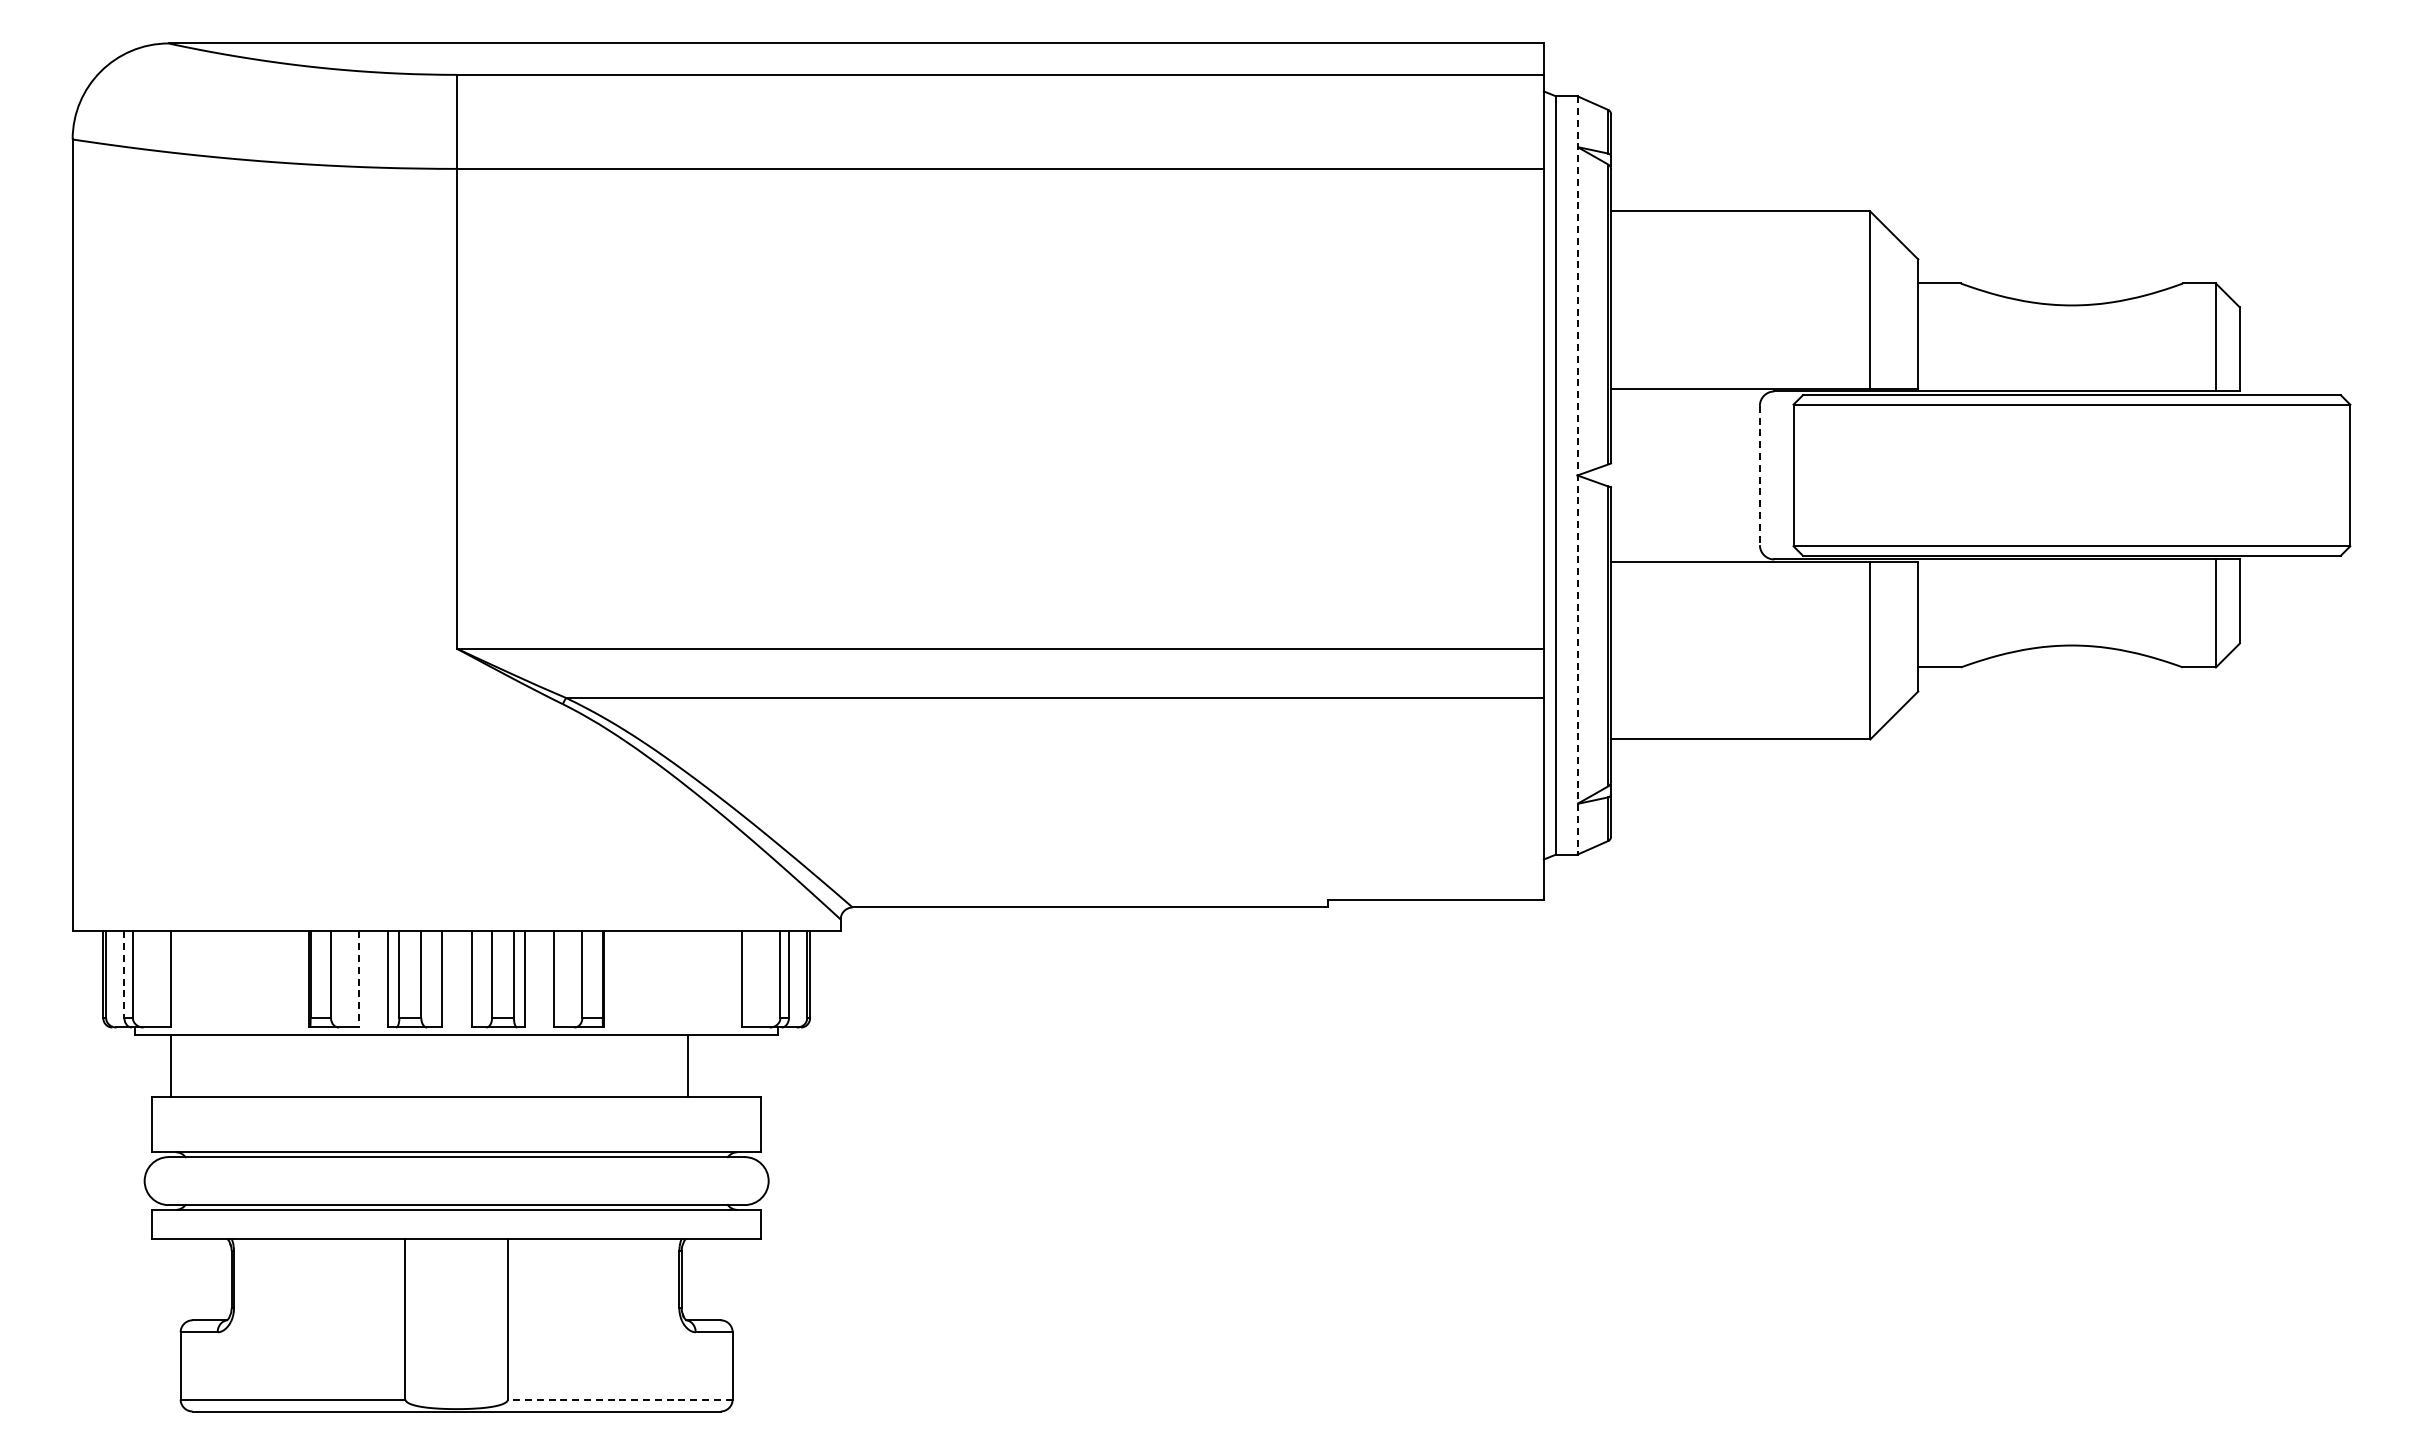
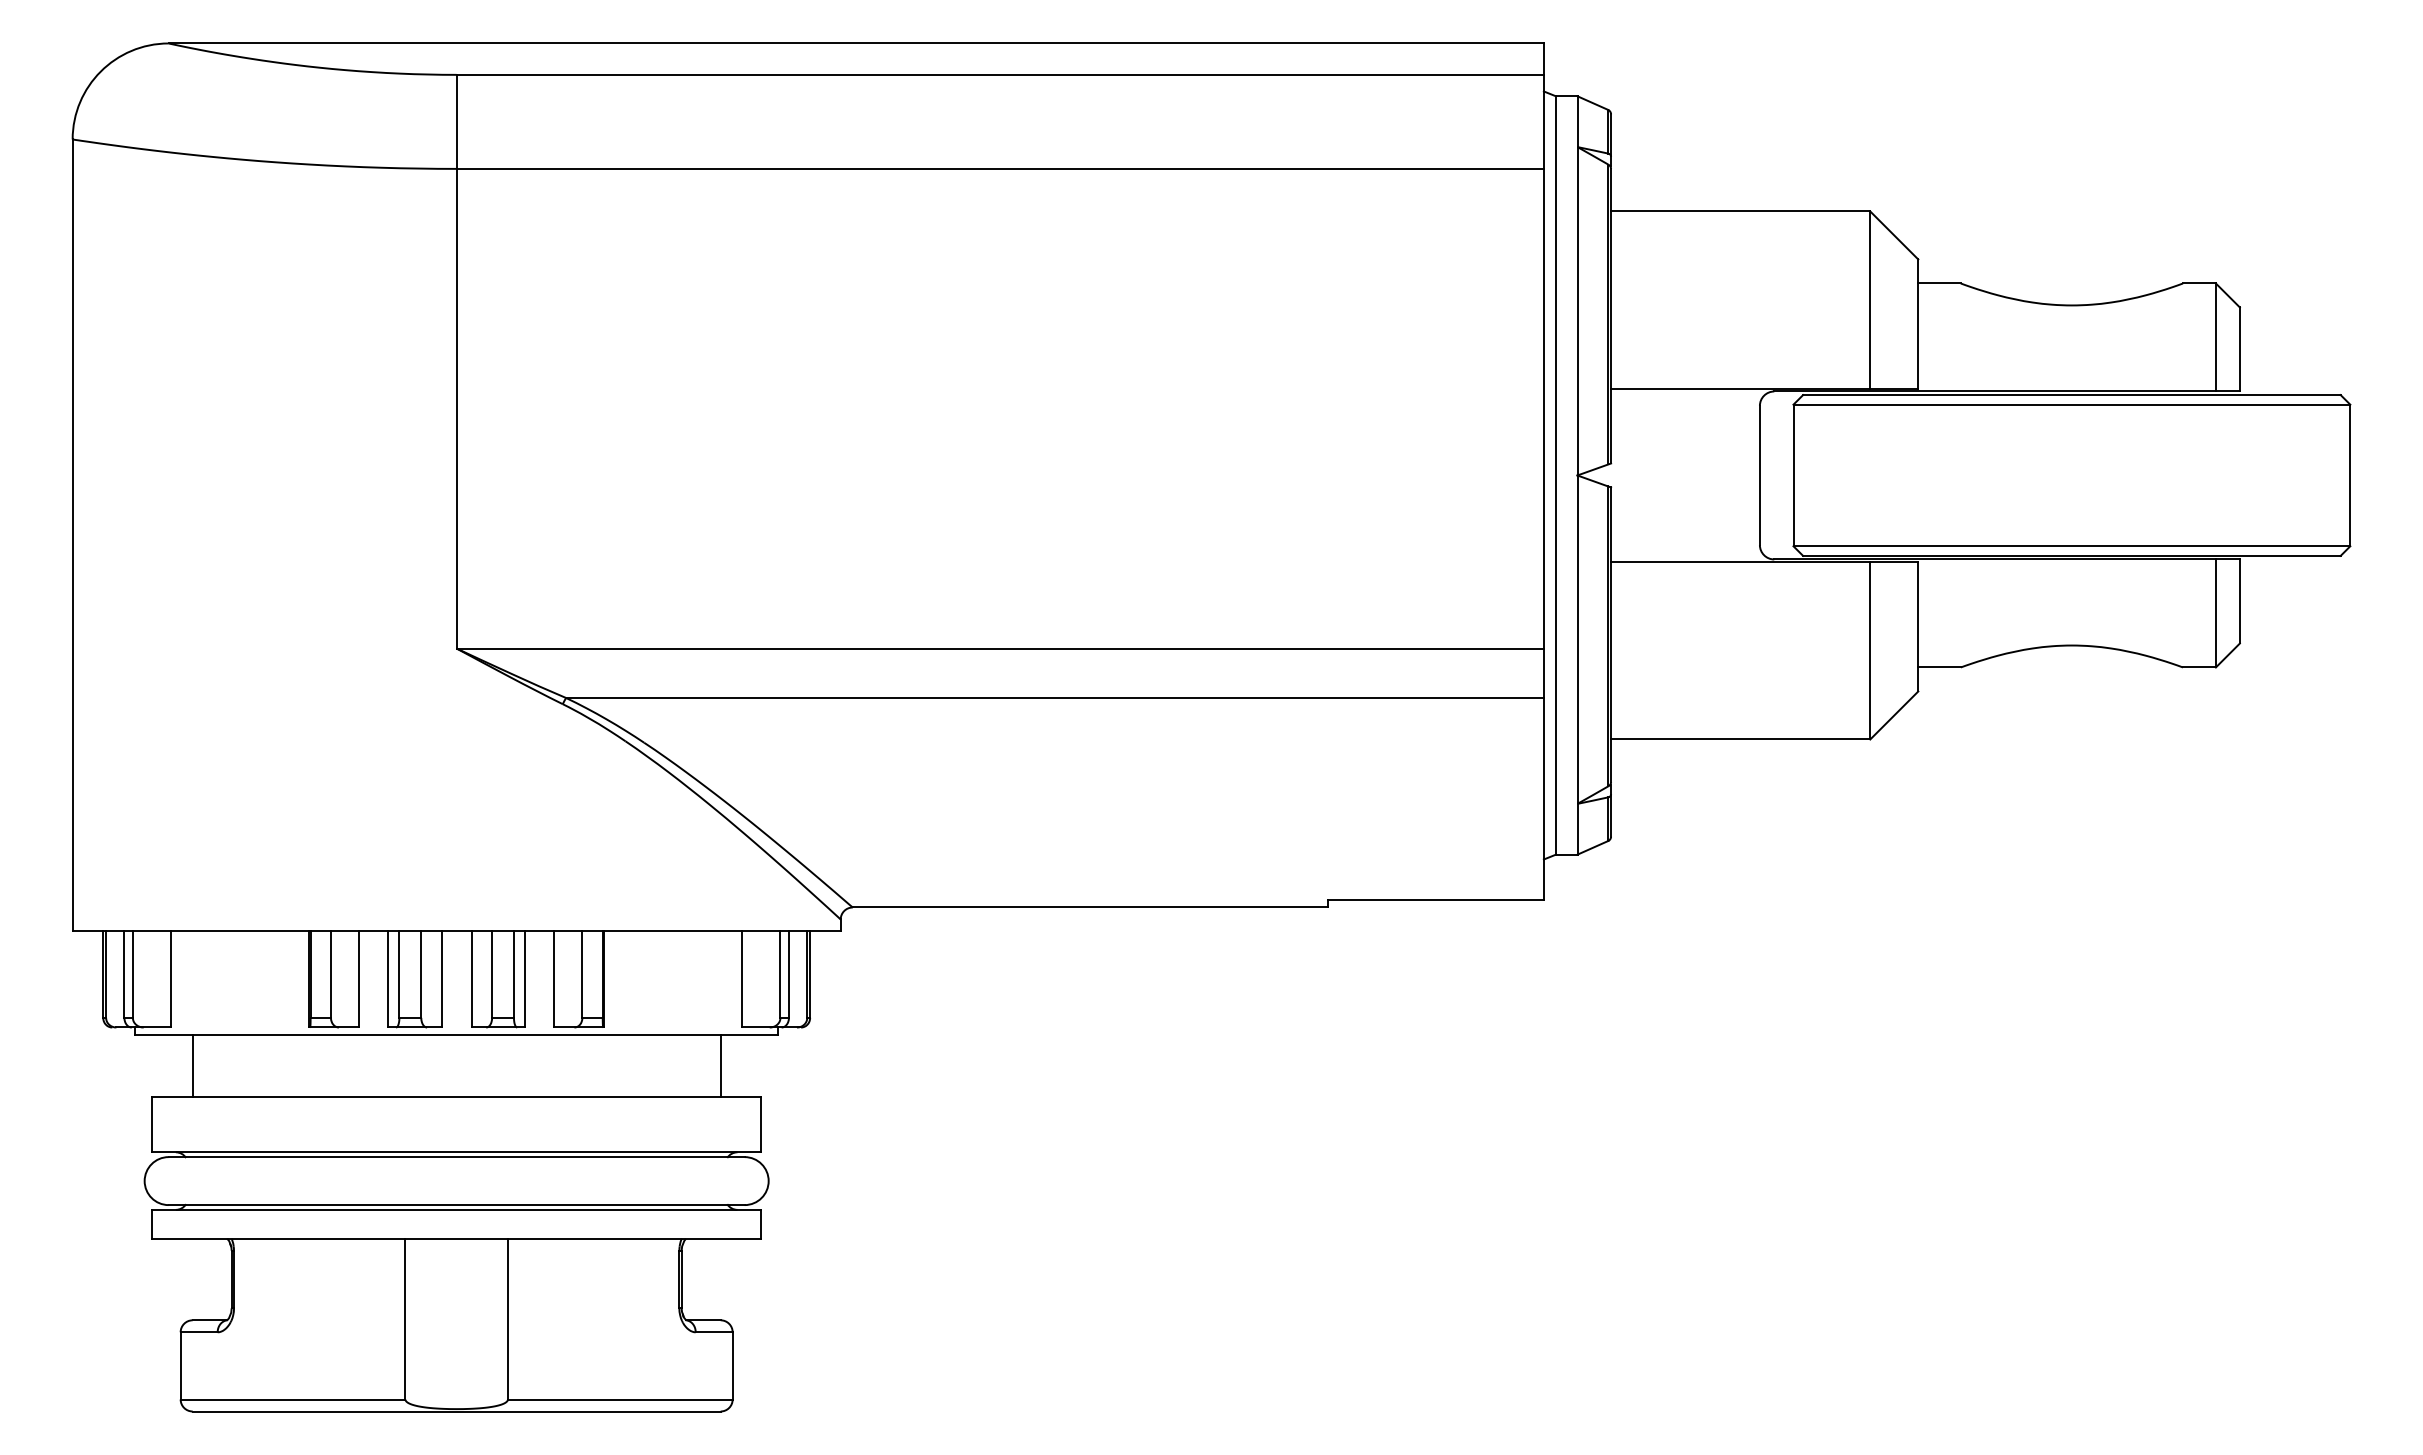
line: dashed -> solid (1577, 475)
line: dashed -> solid (1759, 475)
line: dashed -> solid (124, 975)
line: dashed -> solid (359, 979)
line position: (170, 1065) -> (192, 1065) (192, 1065)
line position: (687, 1065) -> (720, 1065) (720, 1065)
line: dashed -> solid (619, 1399)
